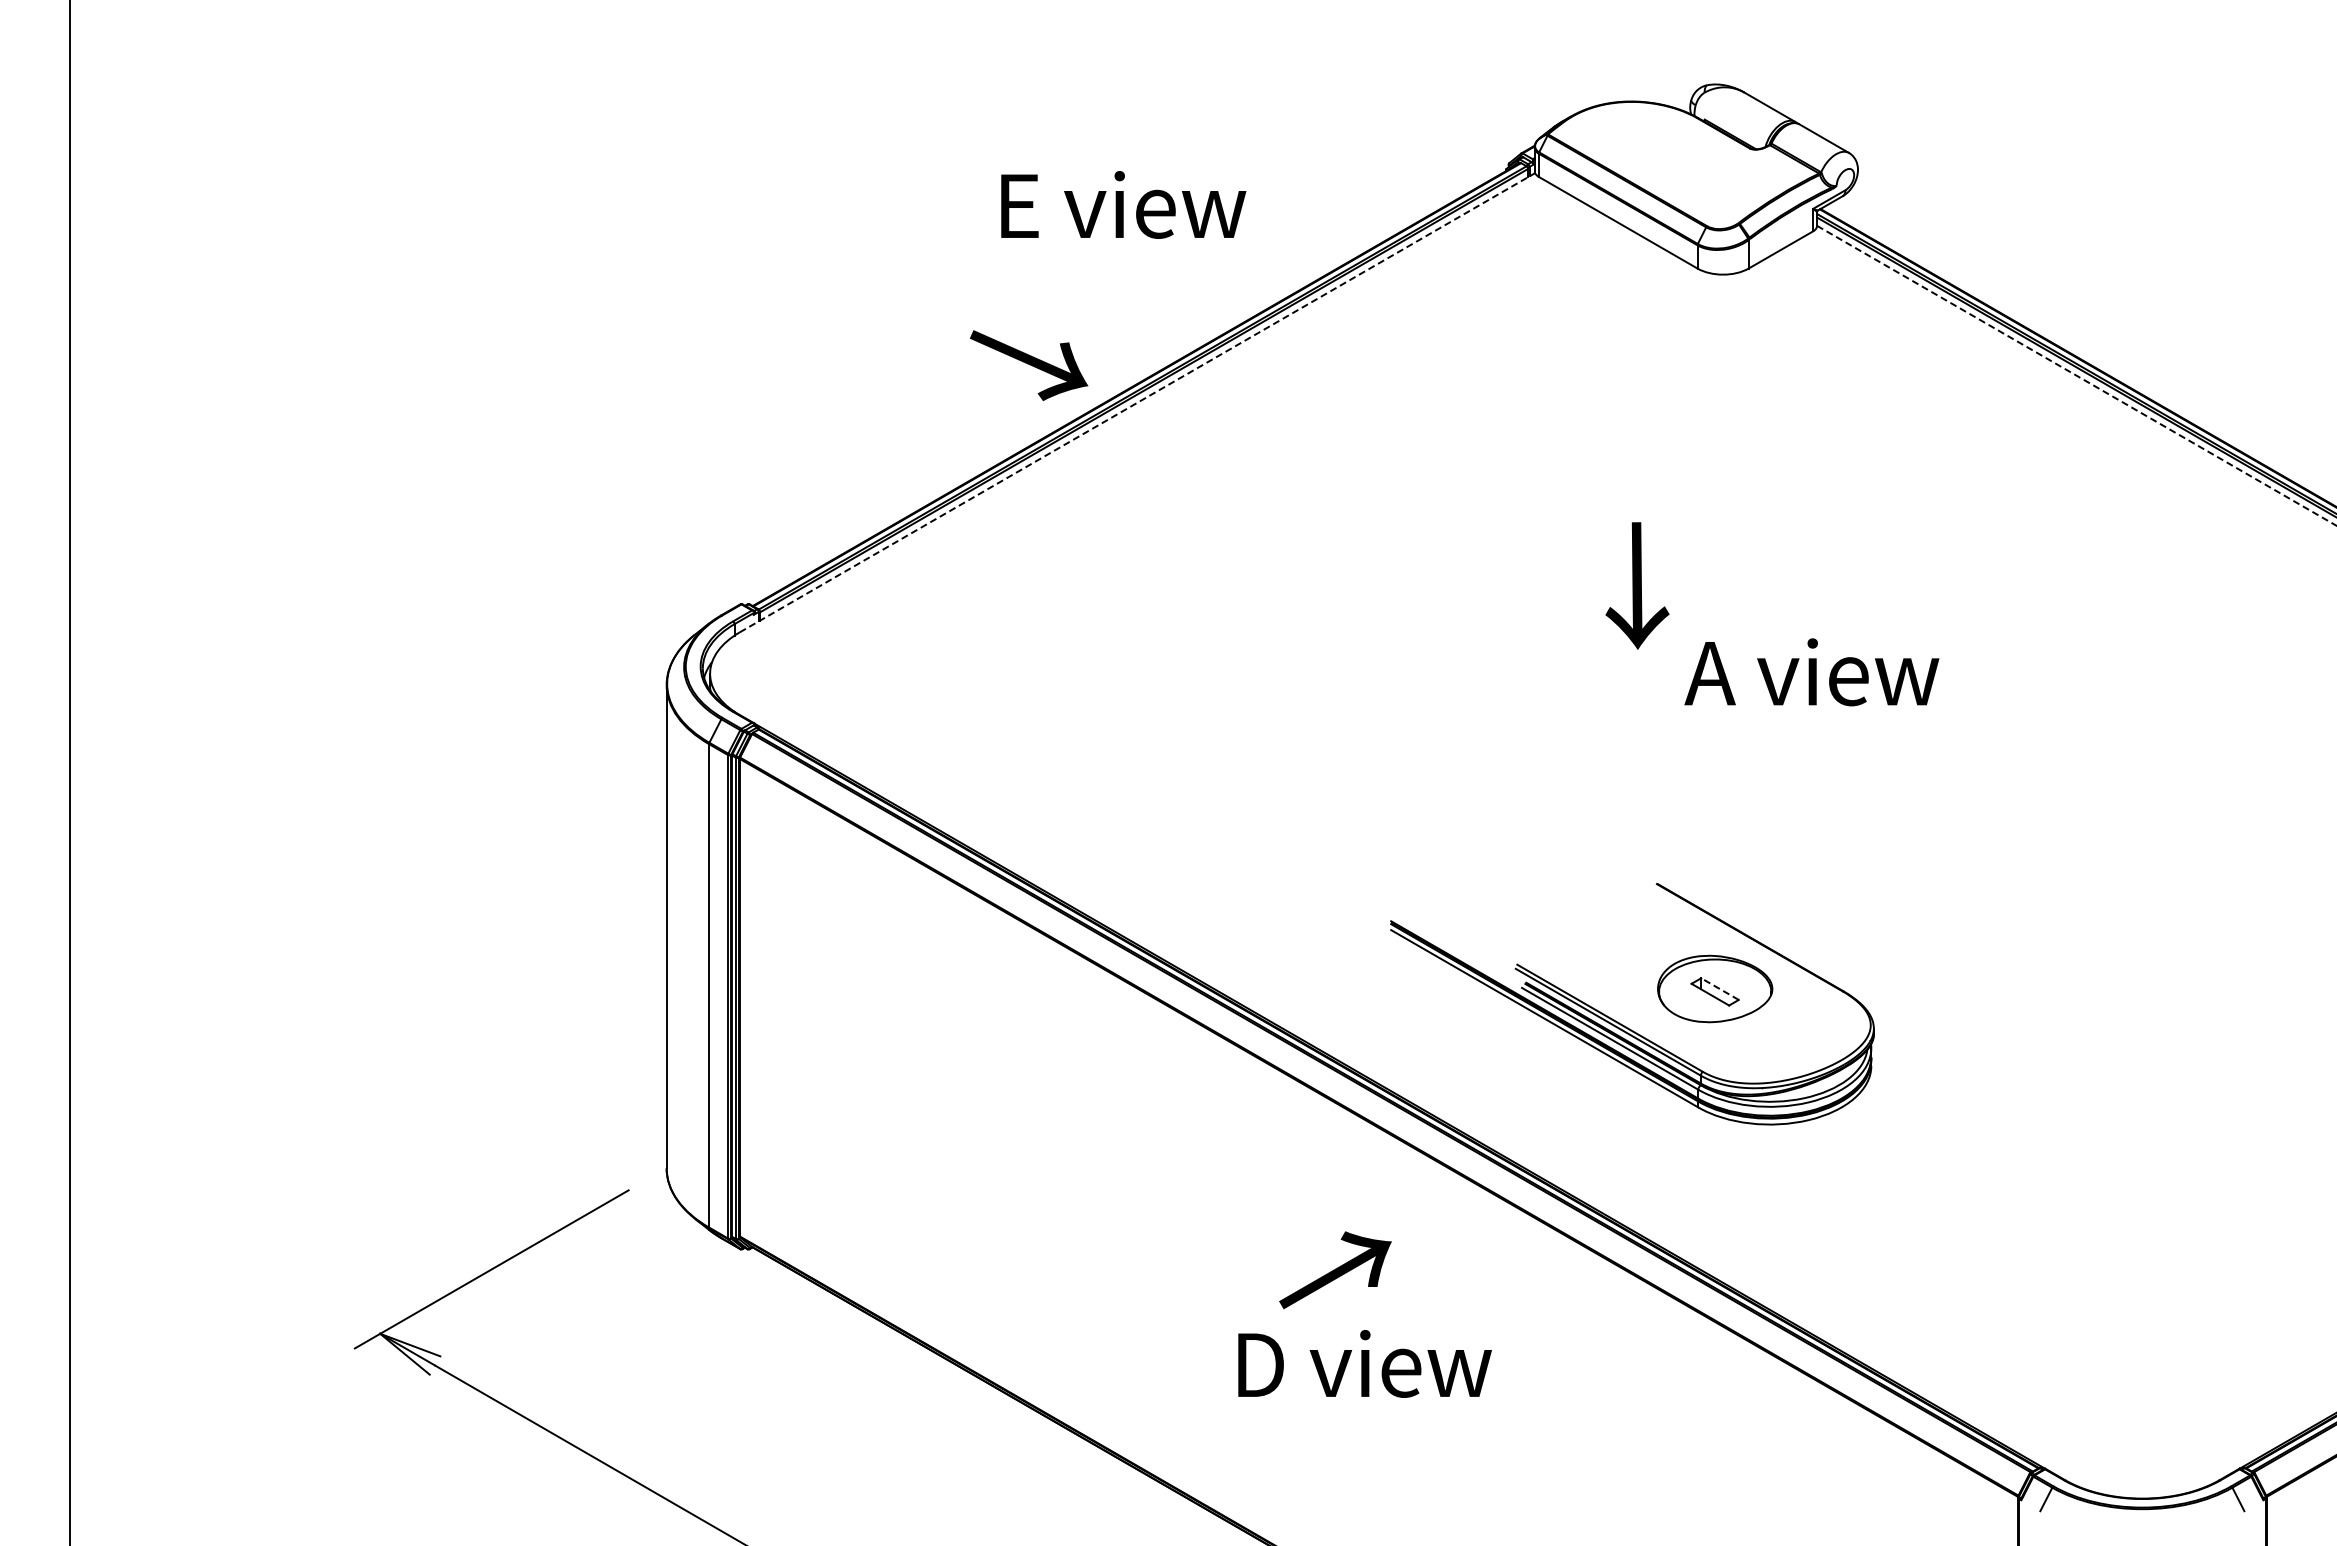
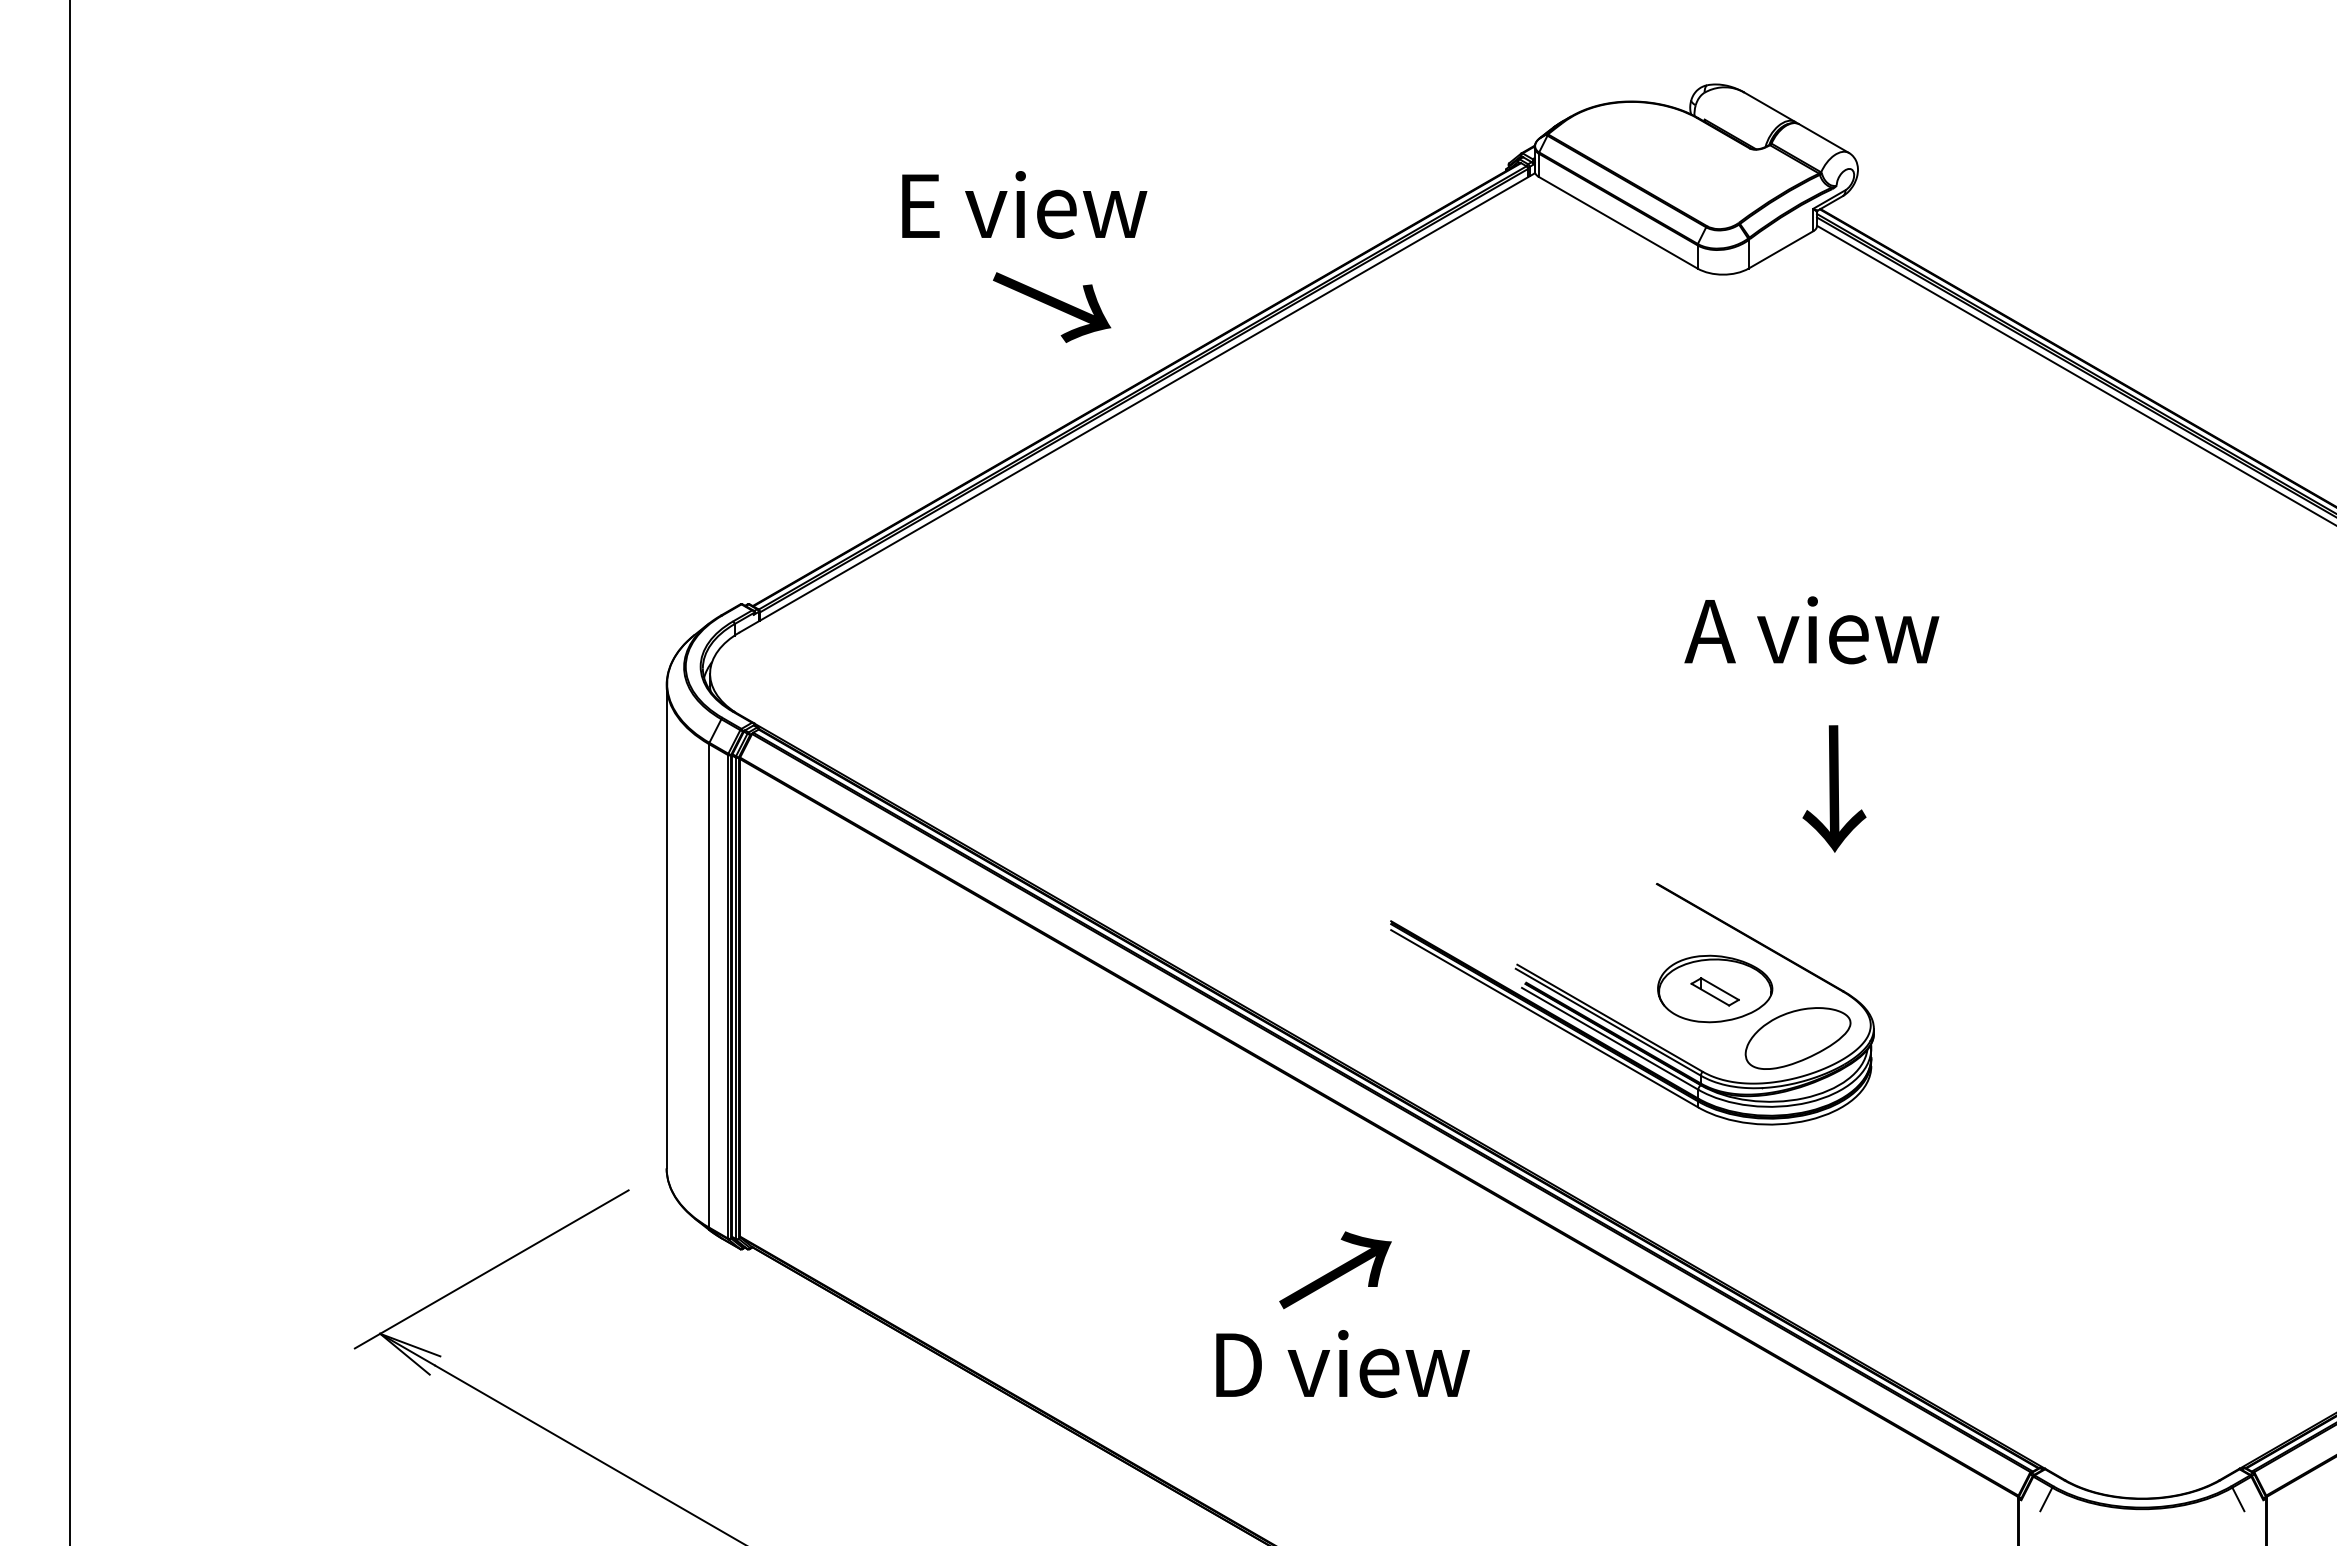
text position: (1123, 204) -> (1024, 204) (1024, 204)
text position: (1029, 365) -> (1052, 307) (1052, 307)
line: dashed -> solid (2076, 375)
line: dashed -> solid (1137, 402)
text position: (1637, 585) -> (1834, 788) (1834, 788)
text position: (1811, 672) -> (1811, 630) (1811, 630)
line: dashed -> solid (1720, 989)
part: none -> present (1797, 1038)
text position: (1364, 1363) -> (1342, 1363) (1342, 1363)
